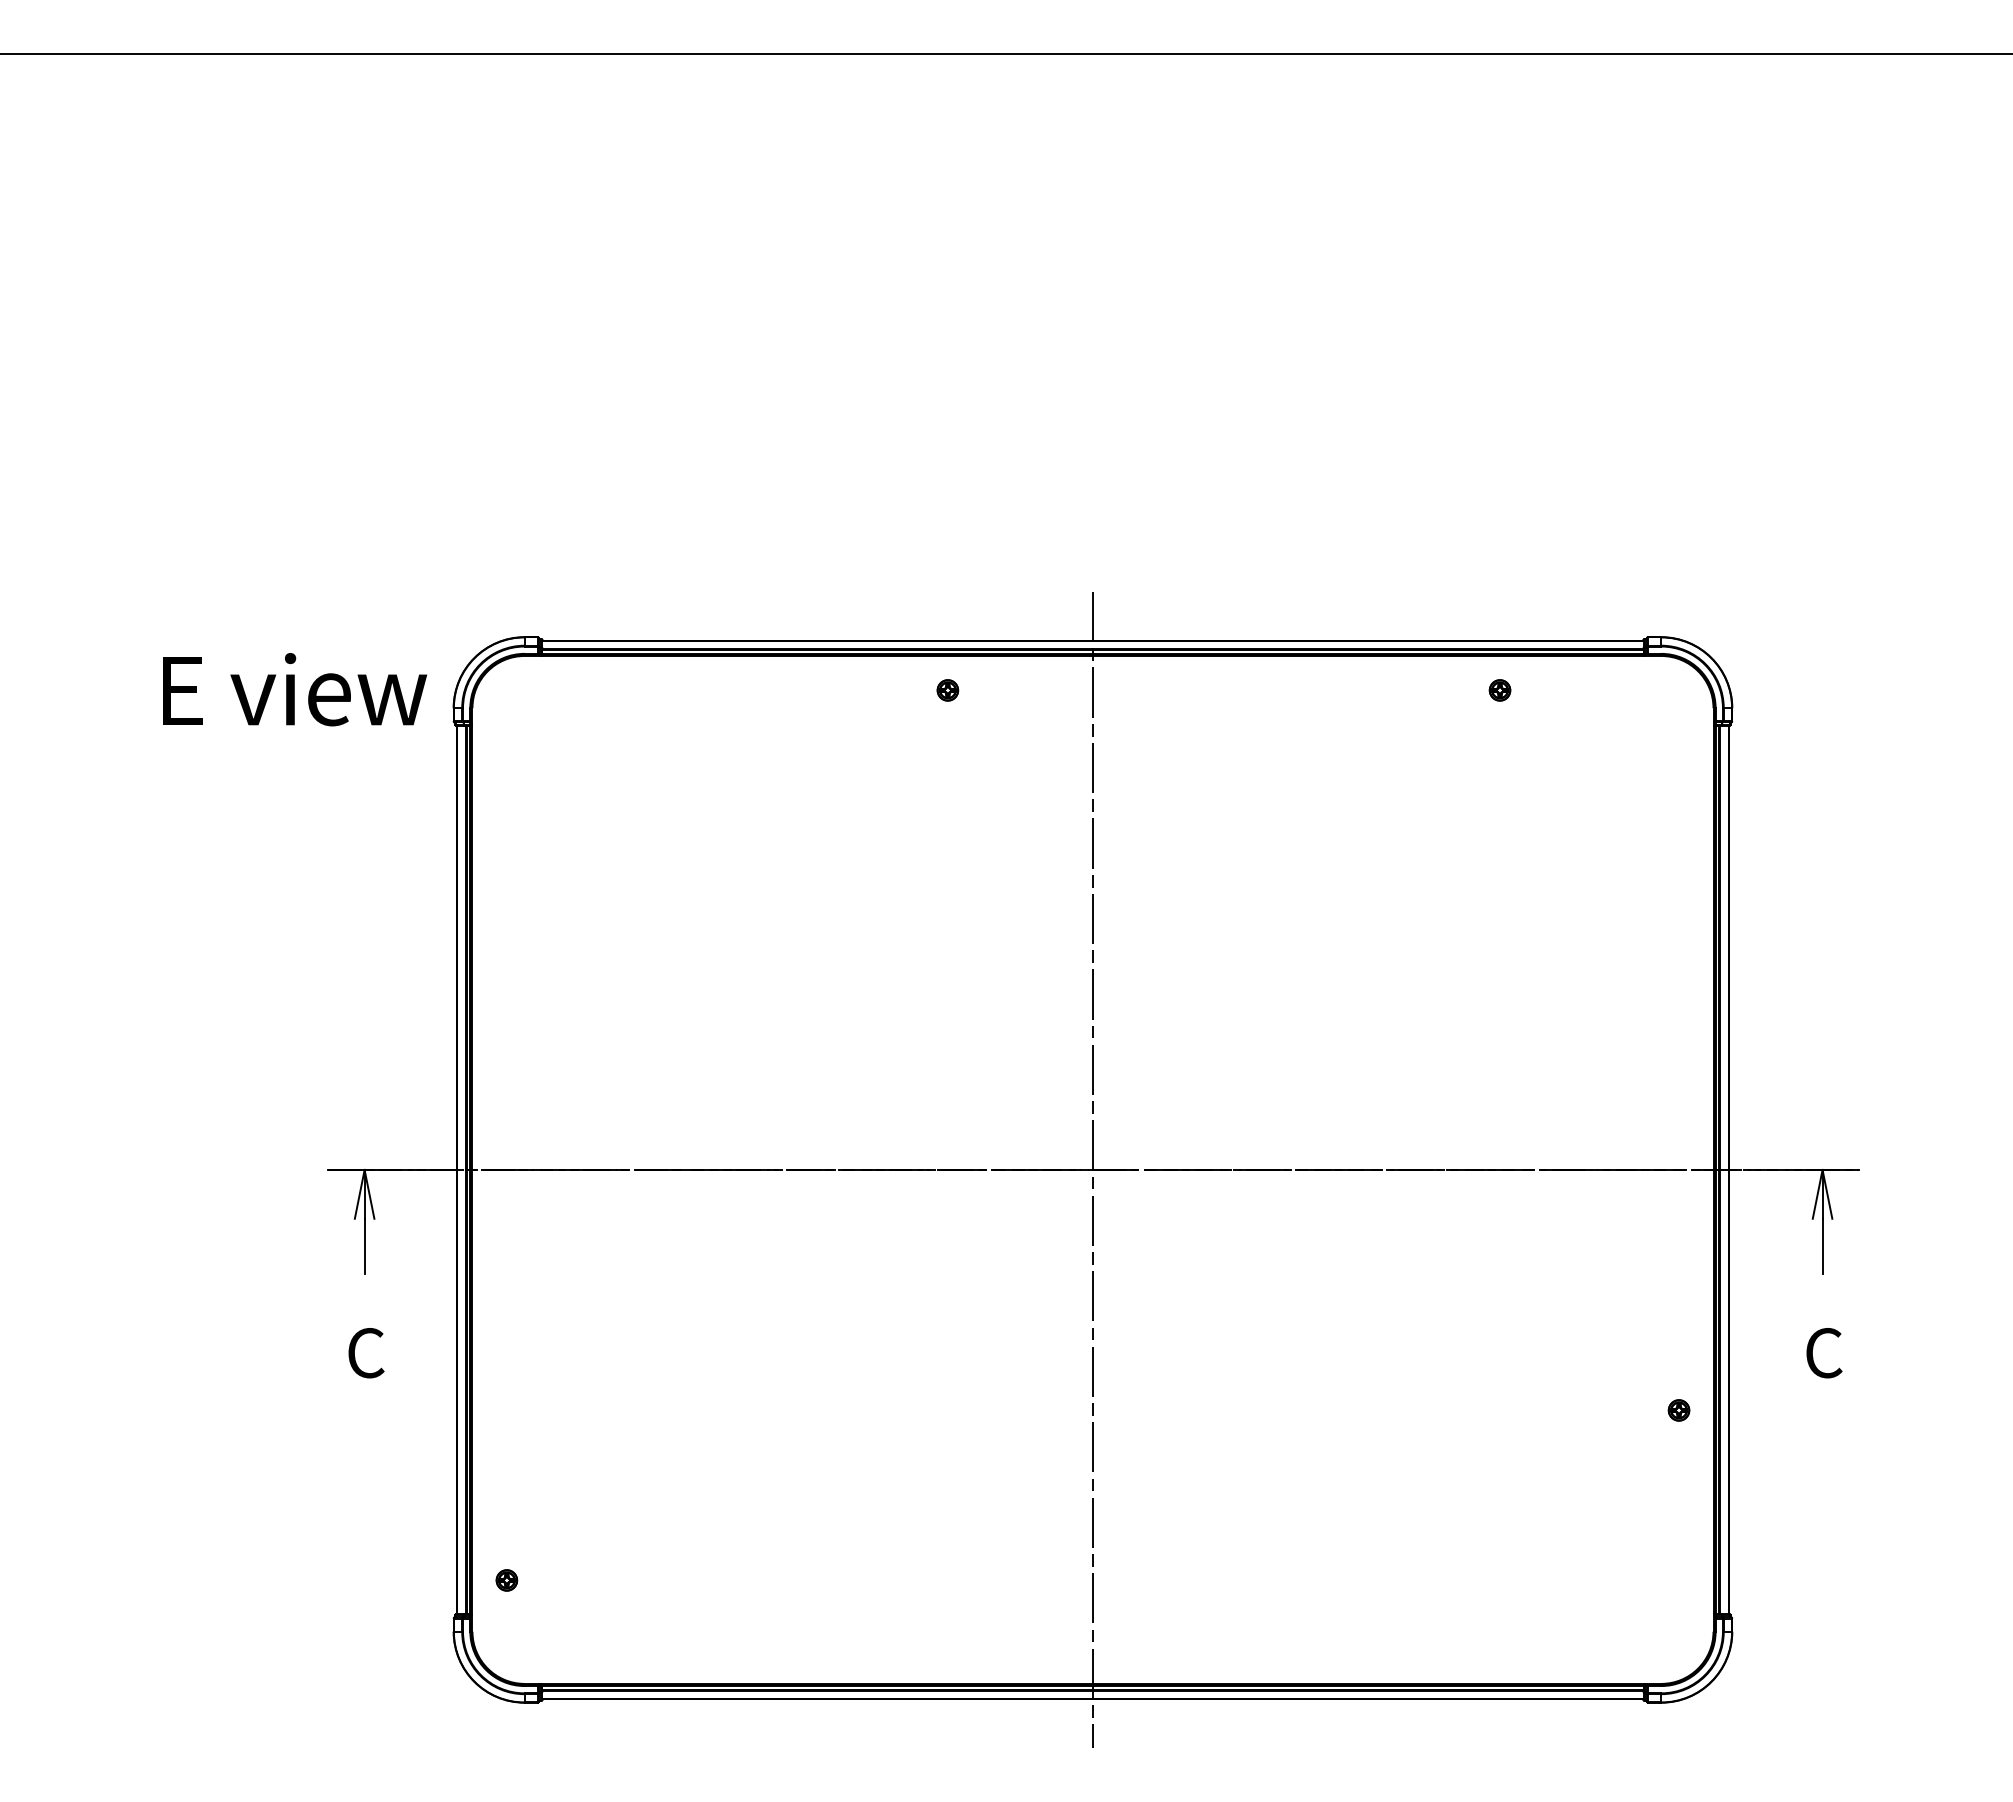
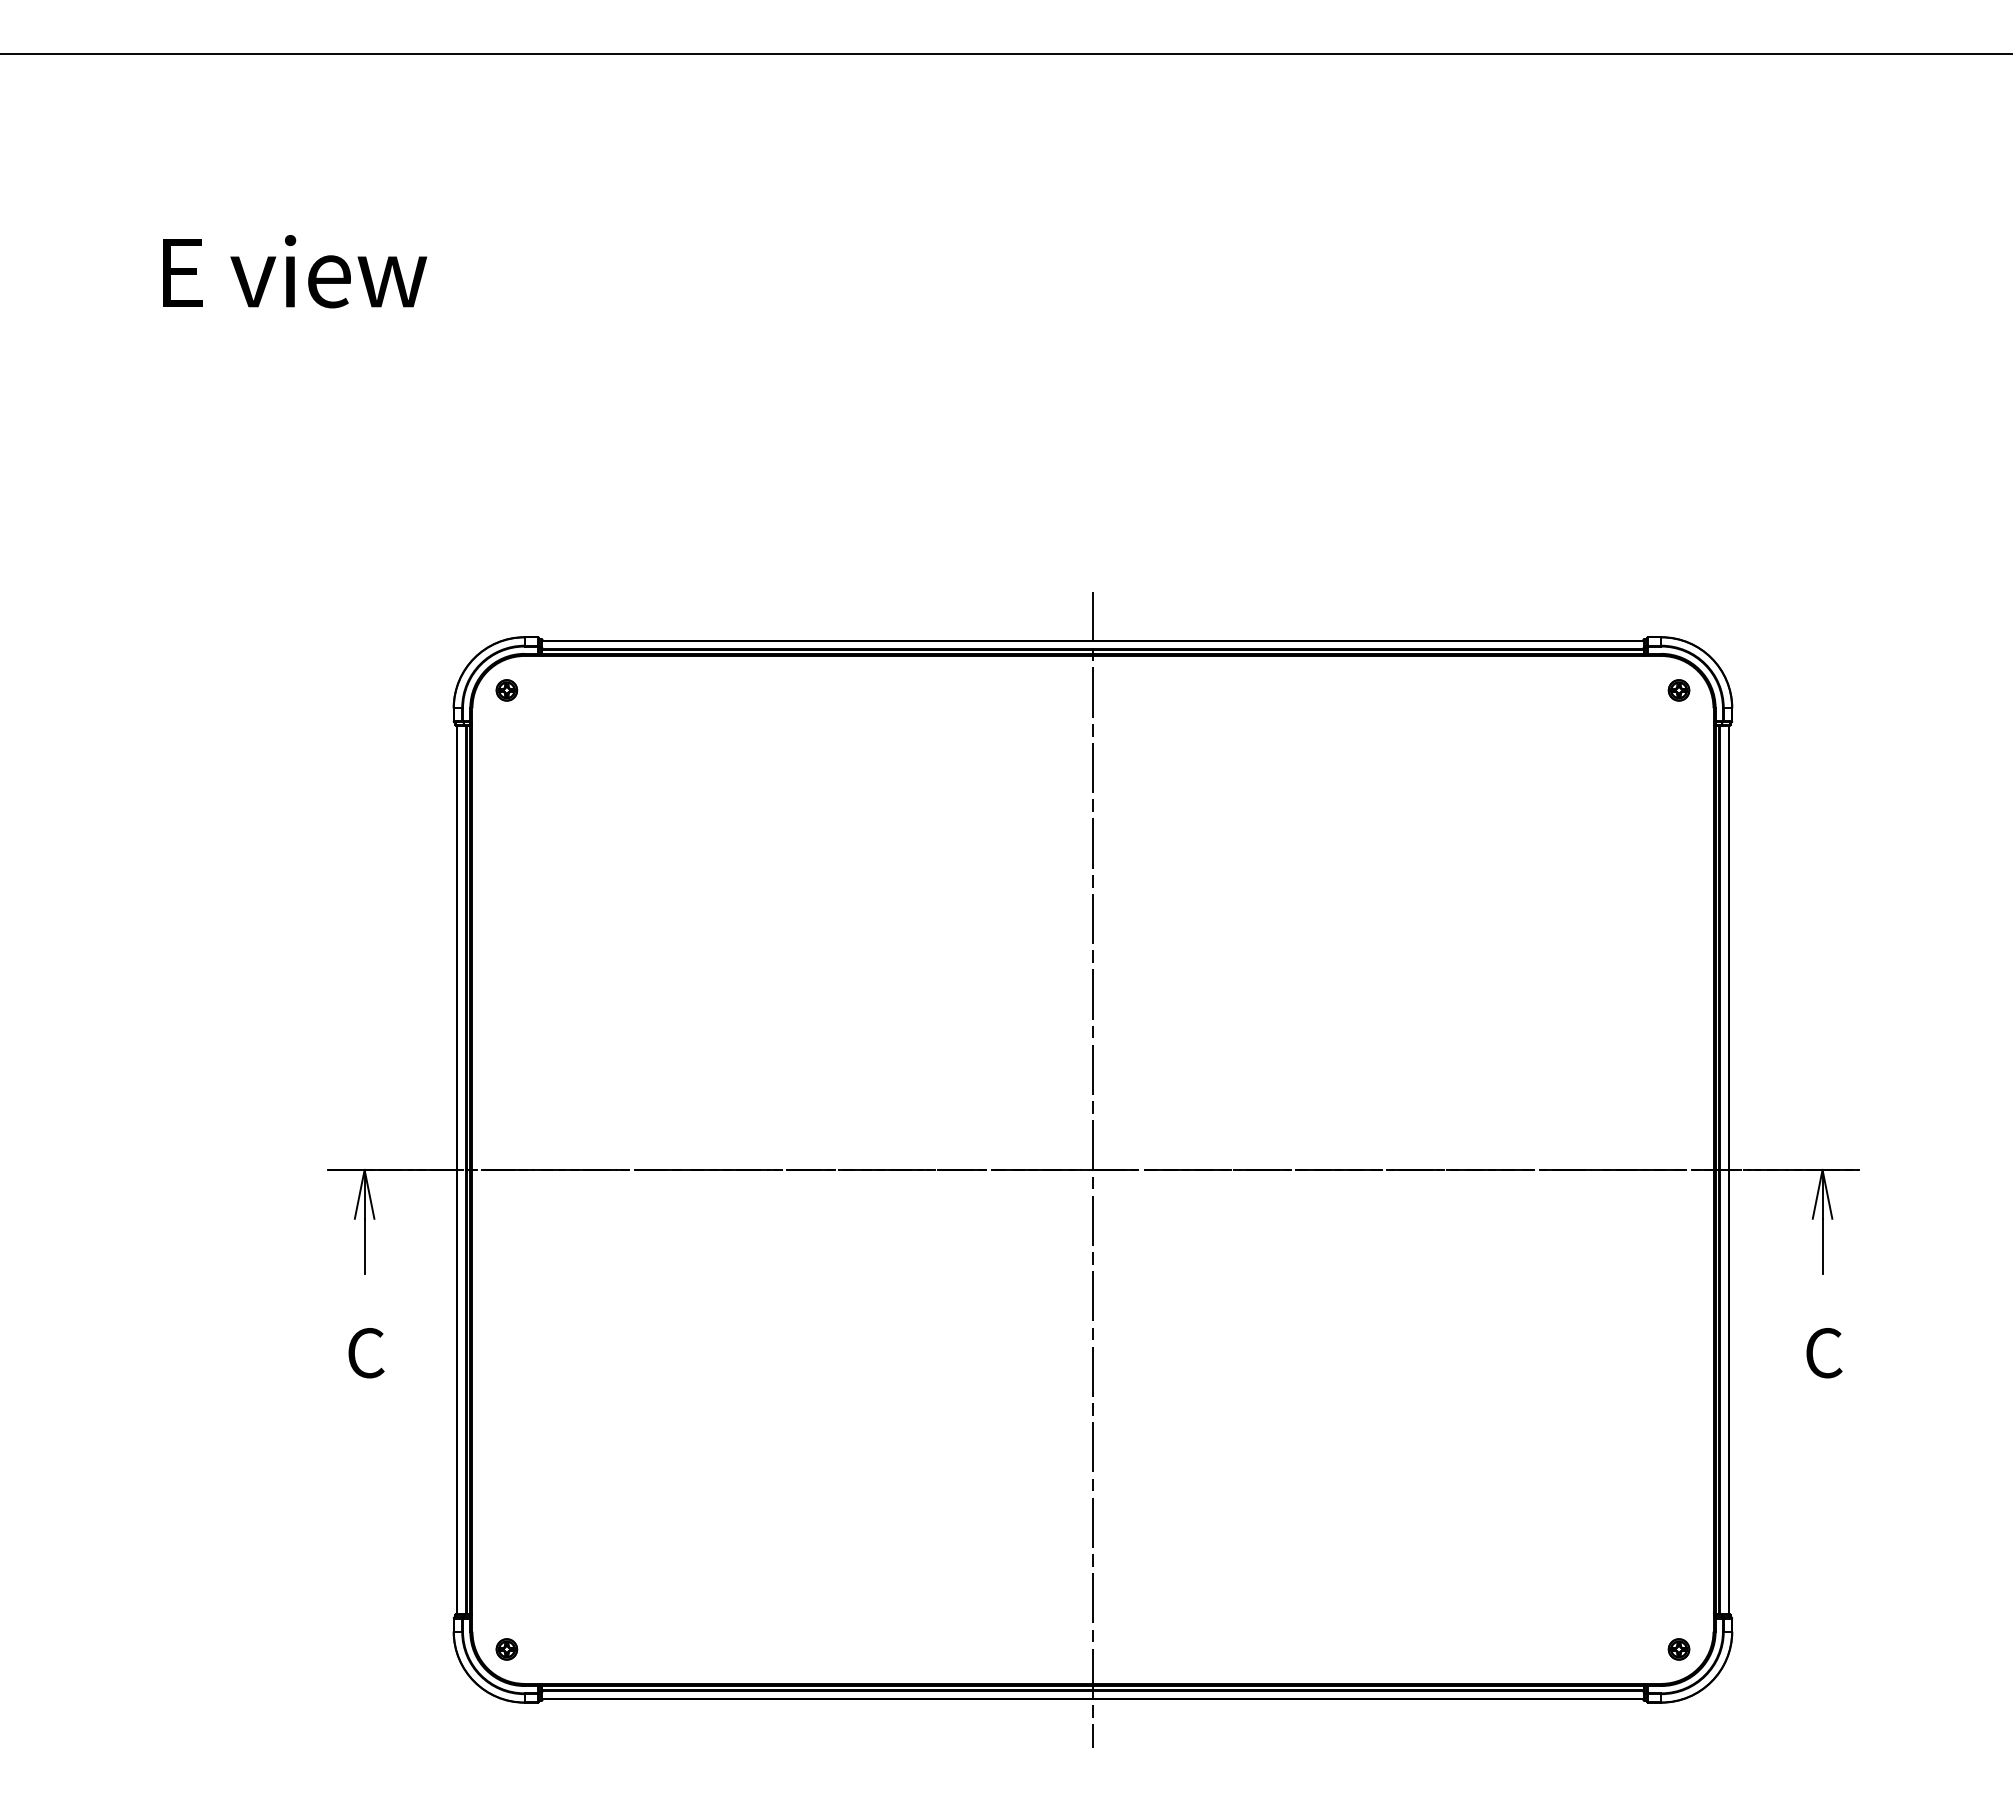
text position: (294, 689) -> (294, 271) (294, 271)
part position: (947, 690) -> (506, 690) (506, 690)
part position: (1499, 690) -> (1678, 690) (1678, 690)
part position: (1678, 1410) -> (1678, 1649) (1678, 1649)
part position: (506, 1580) -> (506, 1649) (506, 1649)
